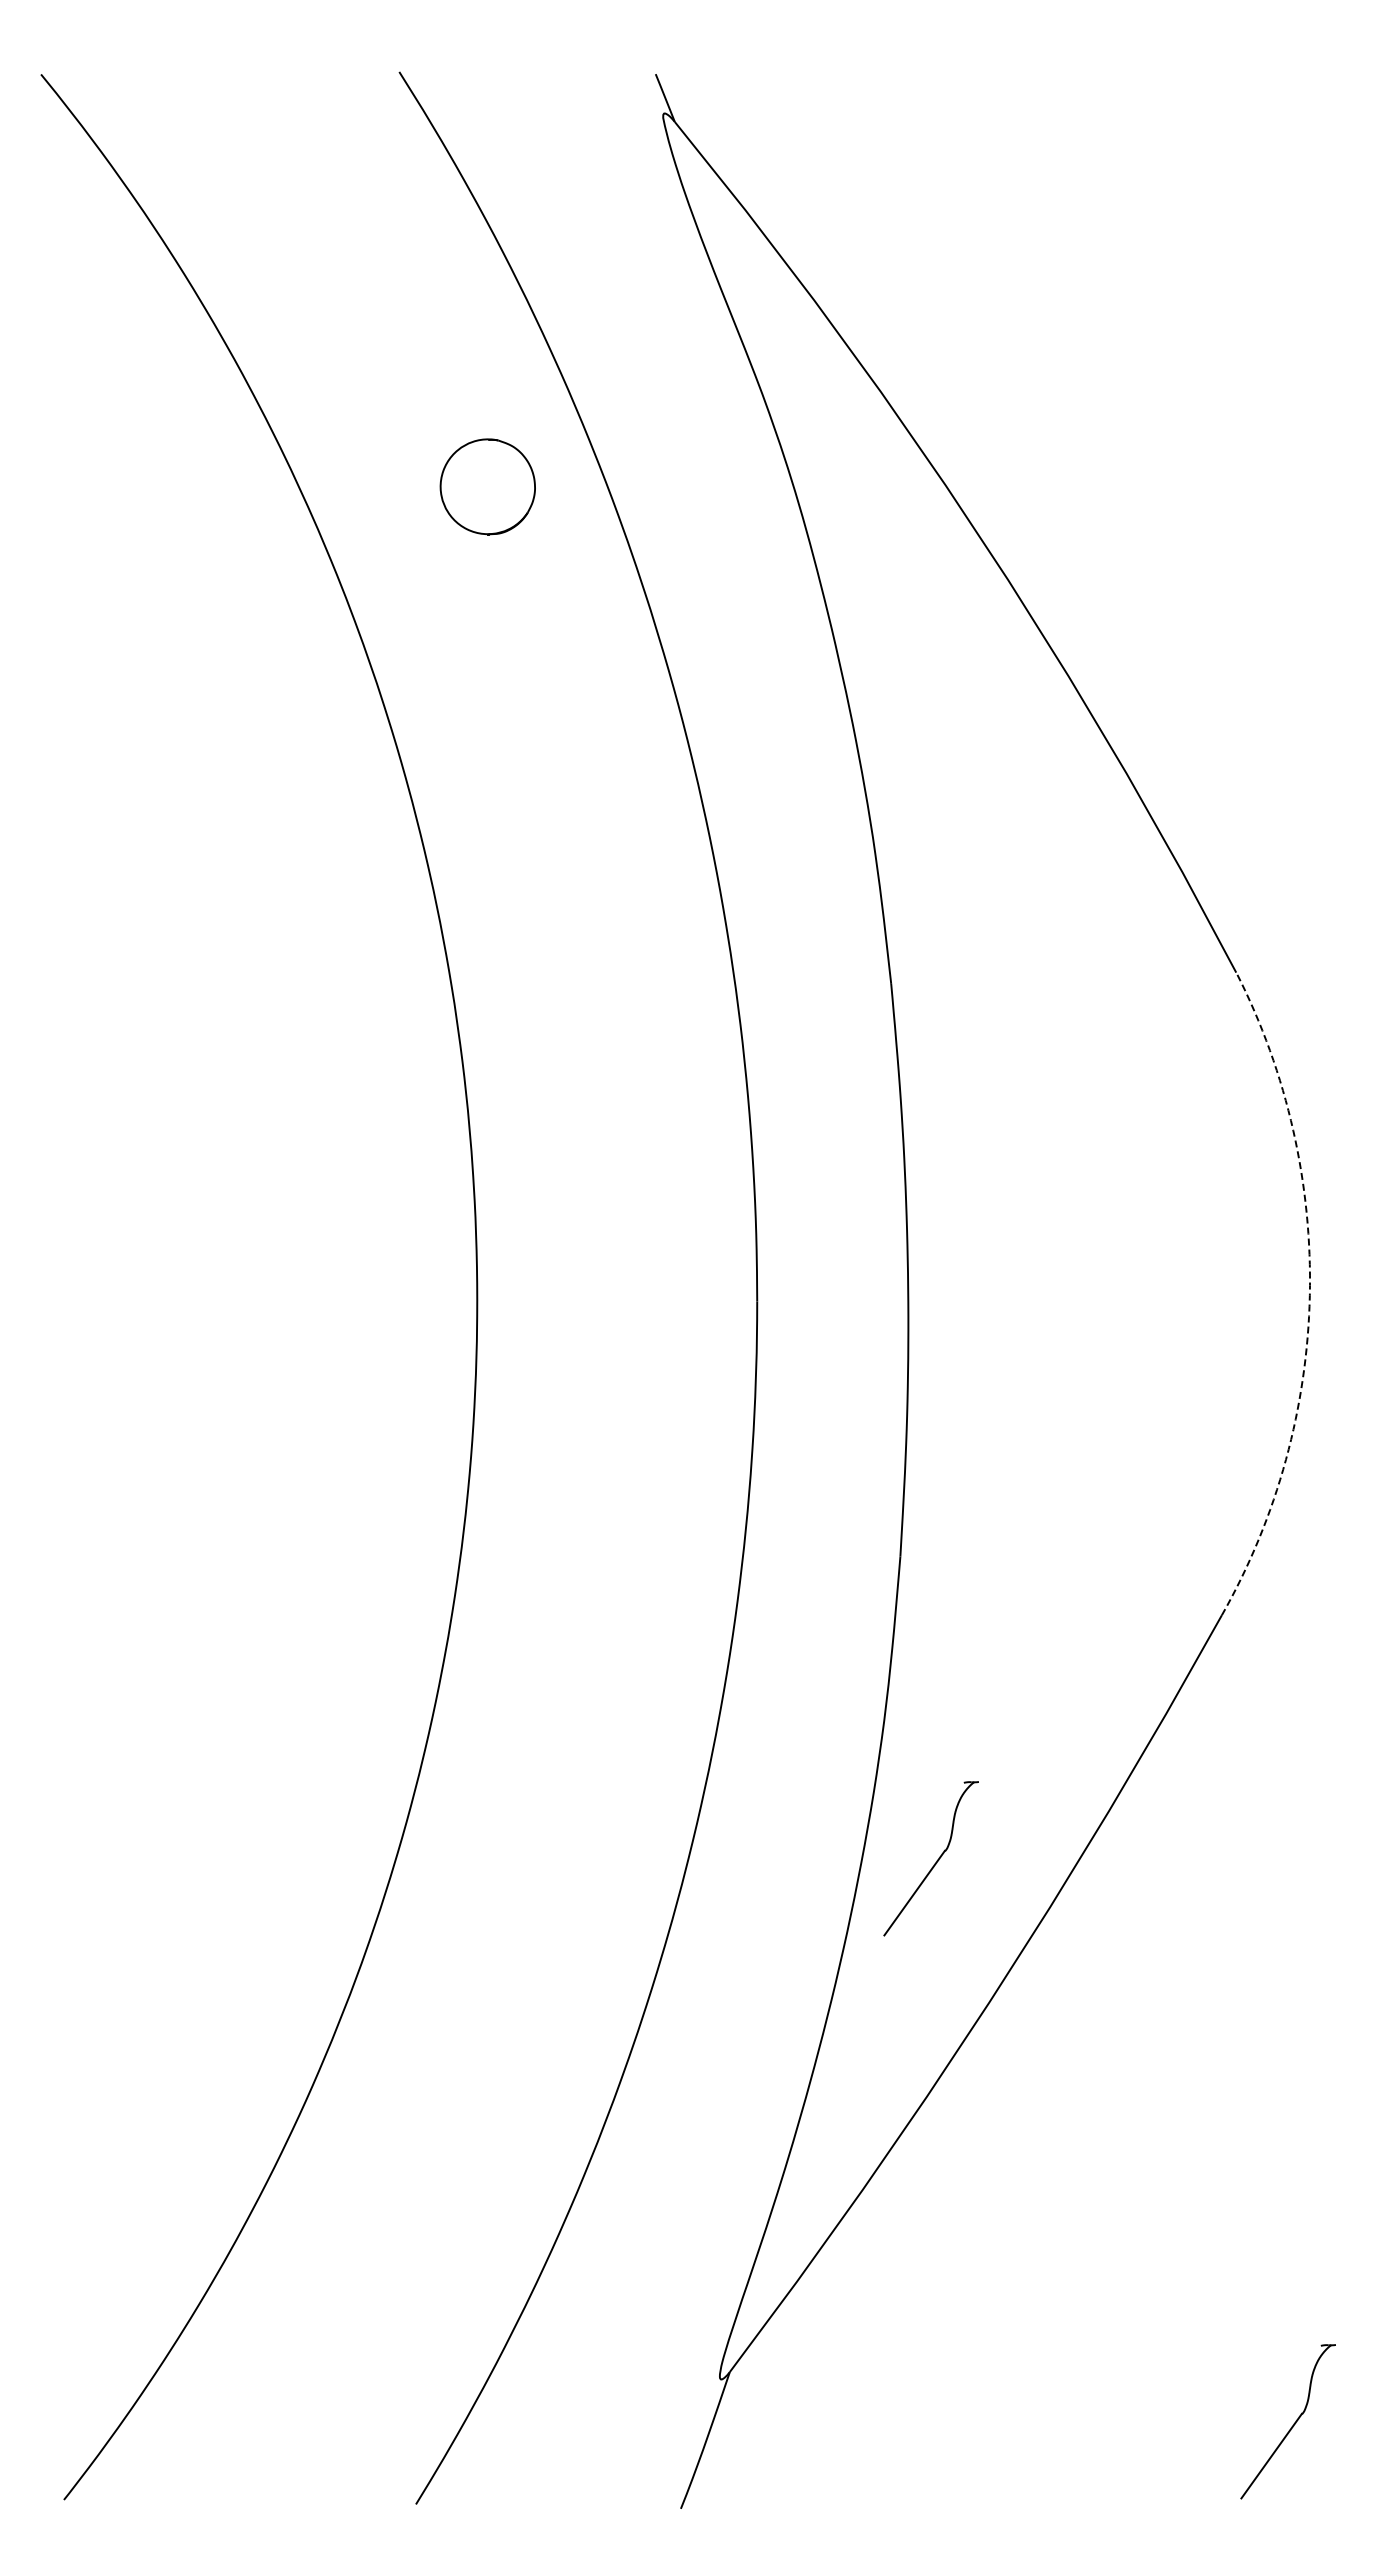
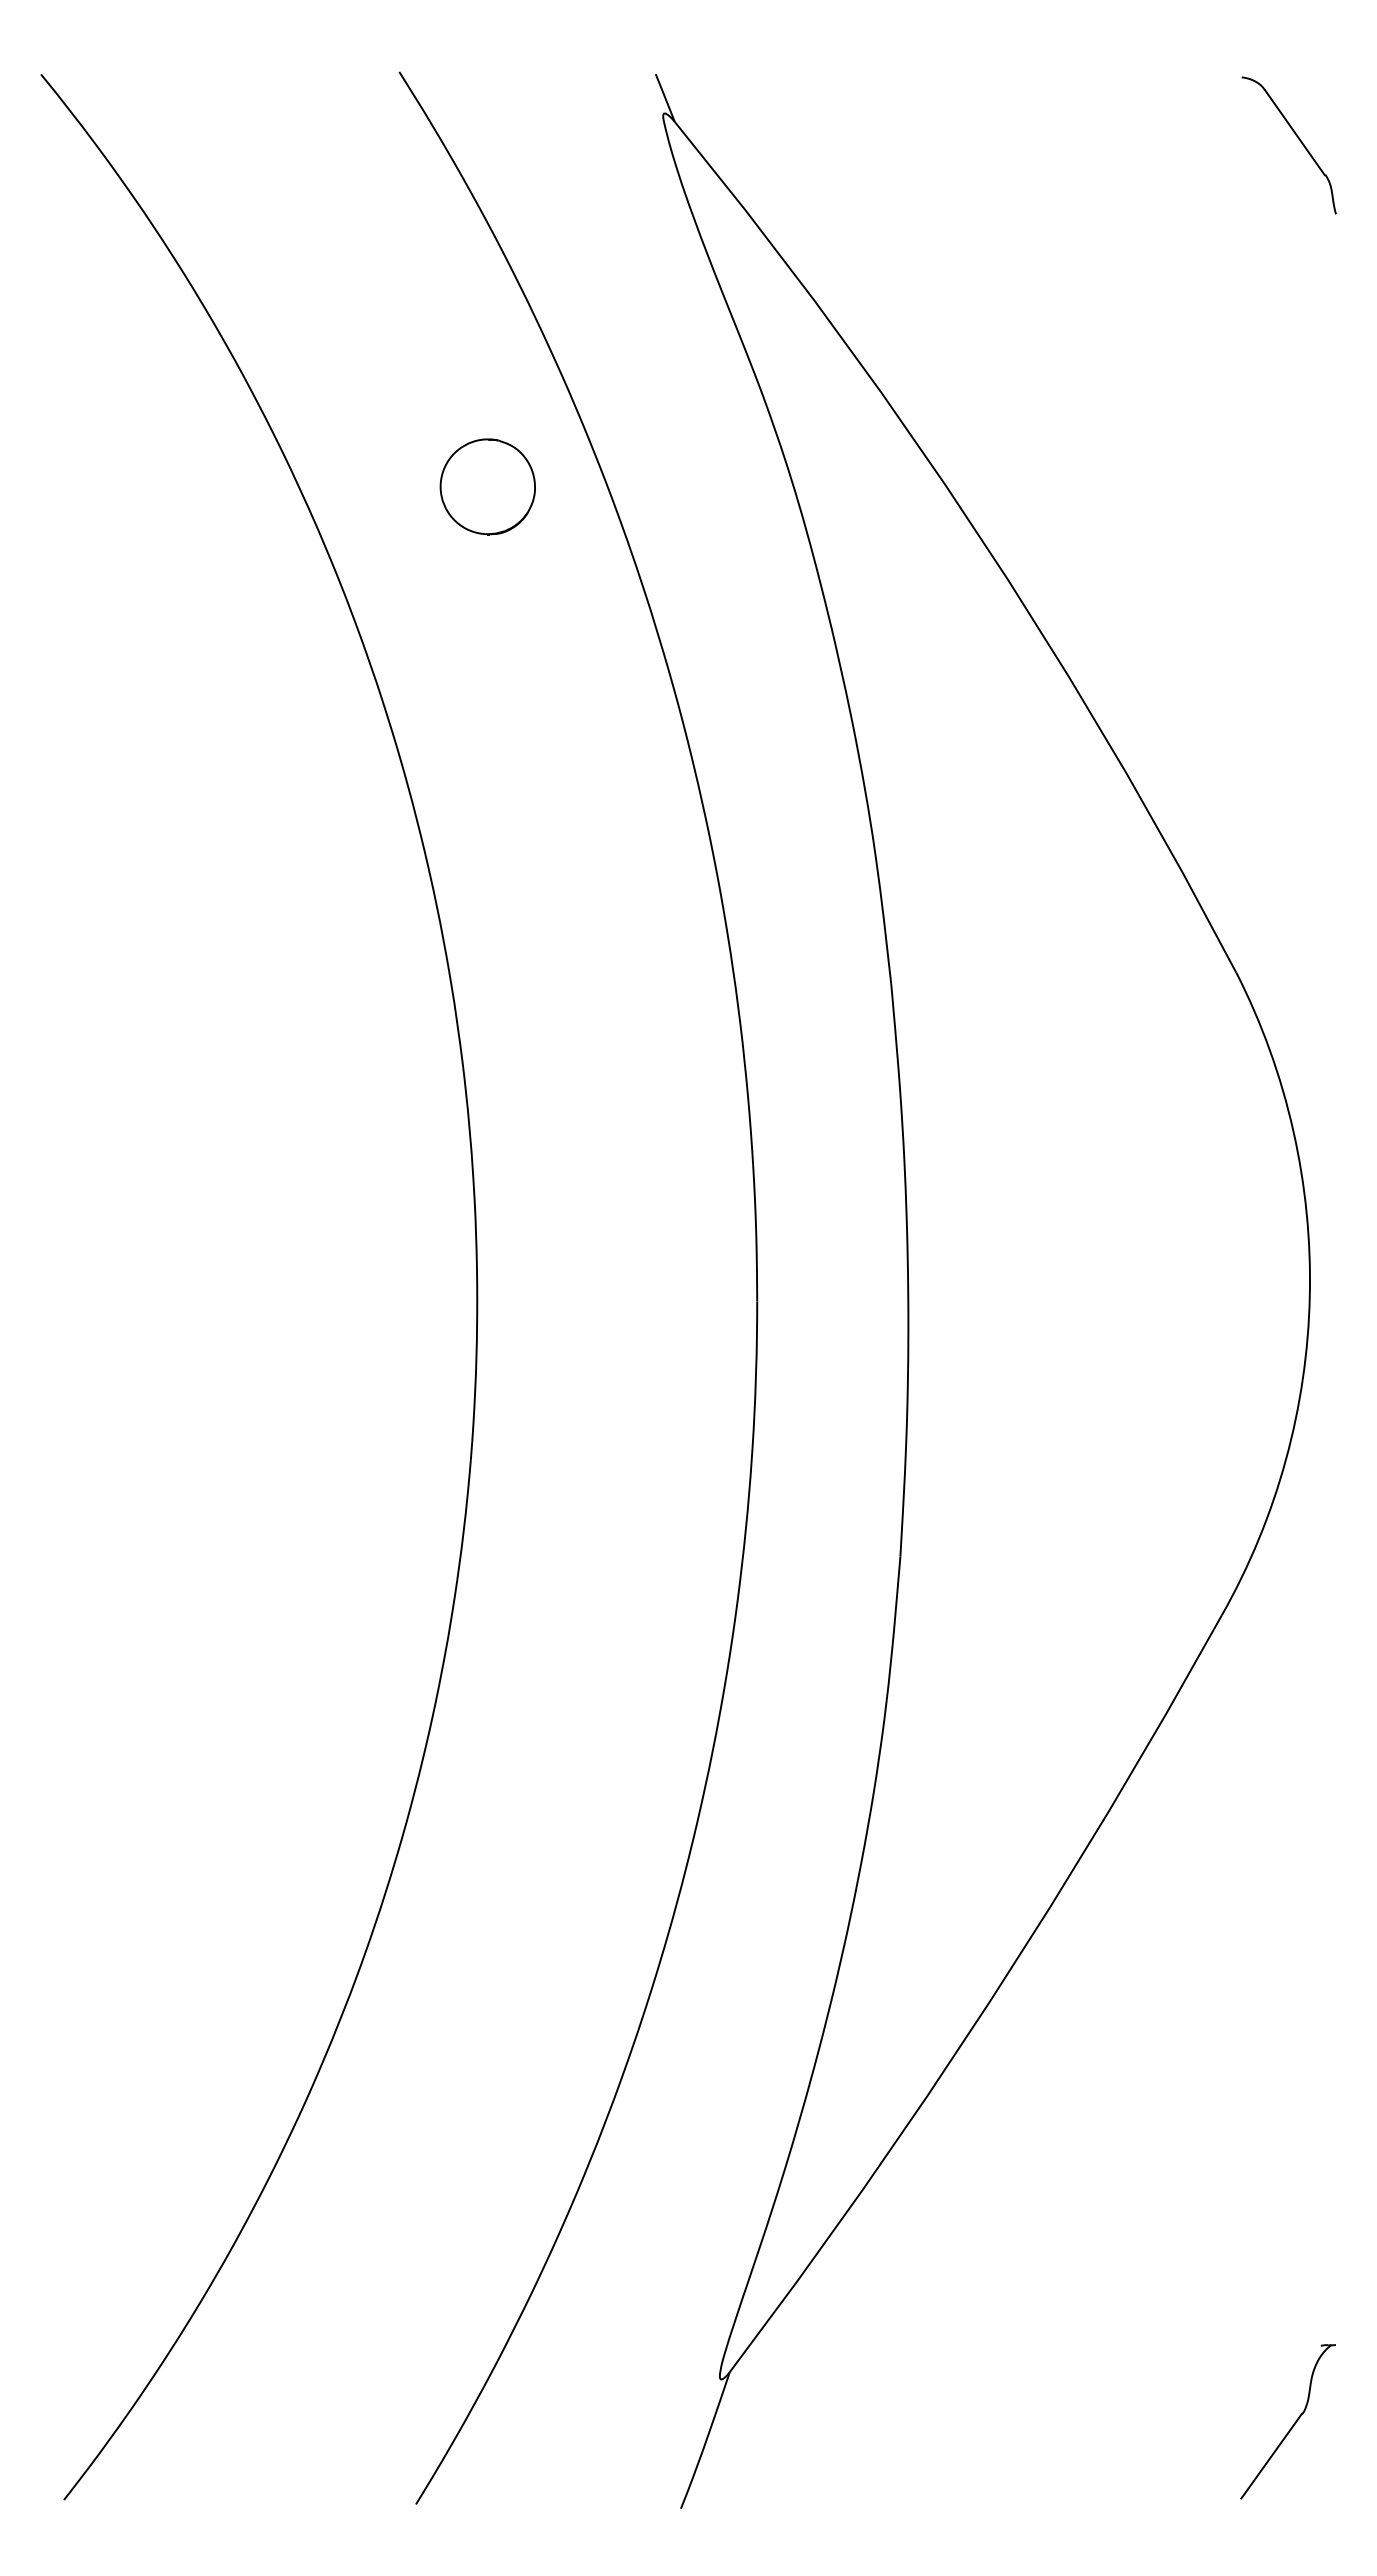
part: none -> present (1297, 138)
arc: dashed -> solid (1309, 1295)
part: present -> none (936, 1860)
